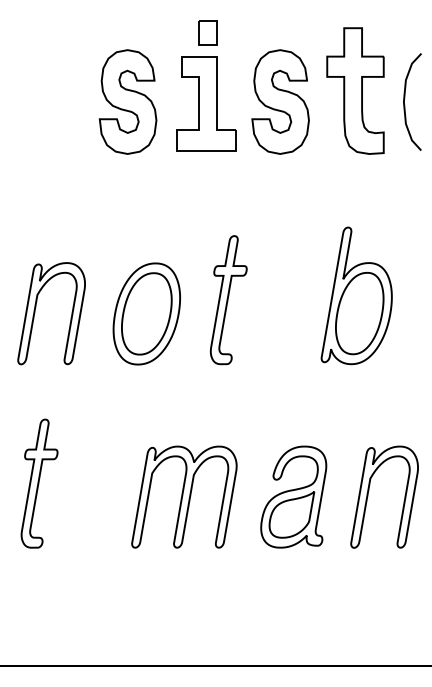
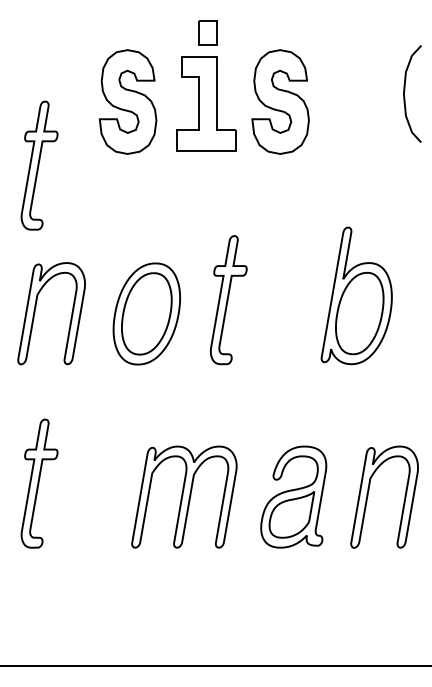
part: present -> none (355, 90)
curve position: (405, 98) -> (405, 90) (405, 90)
part: none -> present (39, 165)
